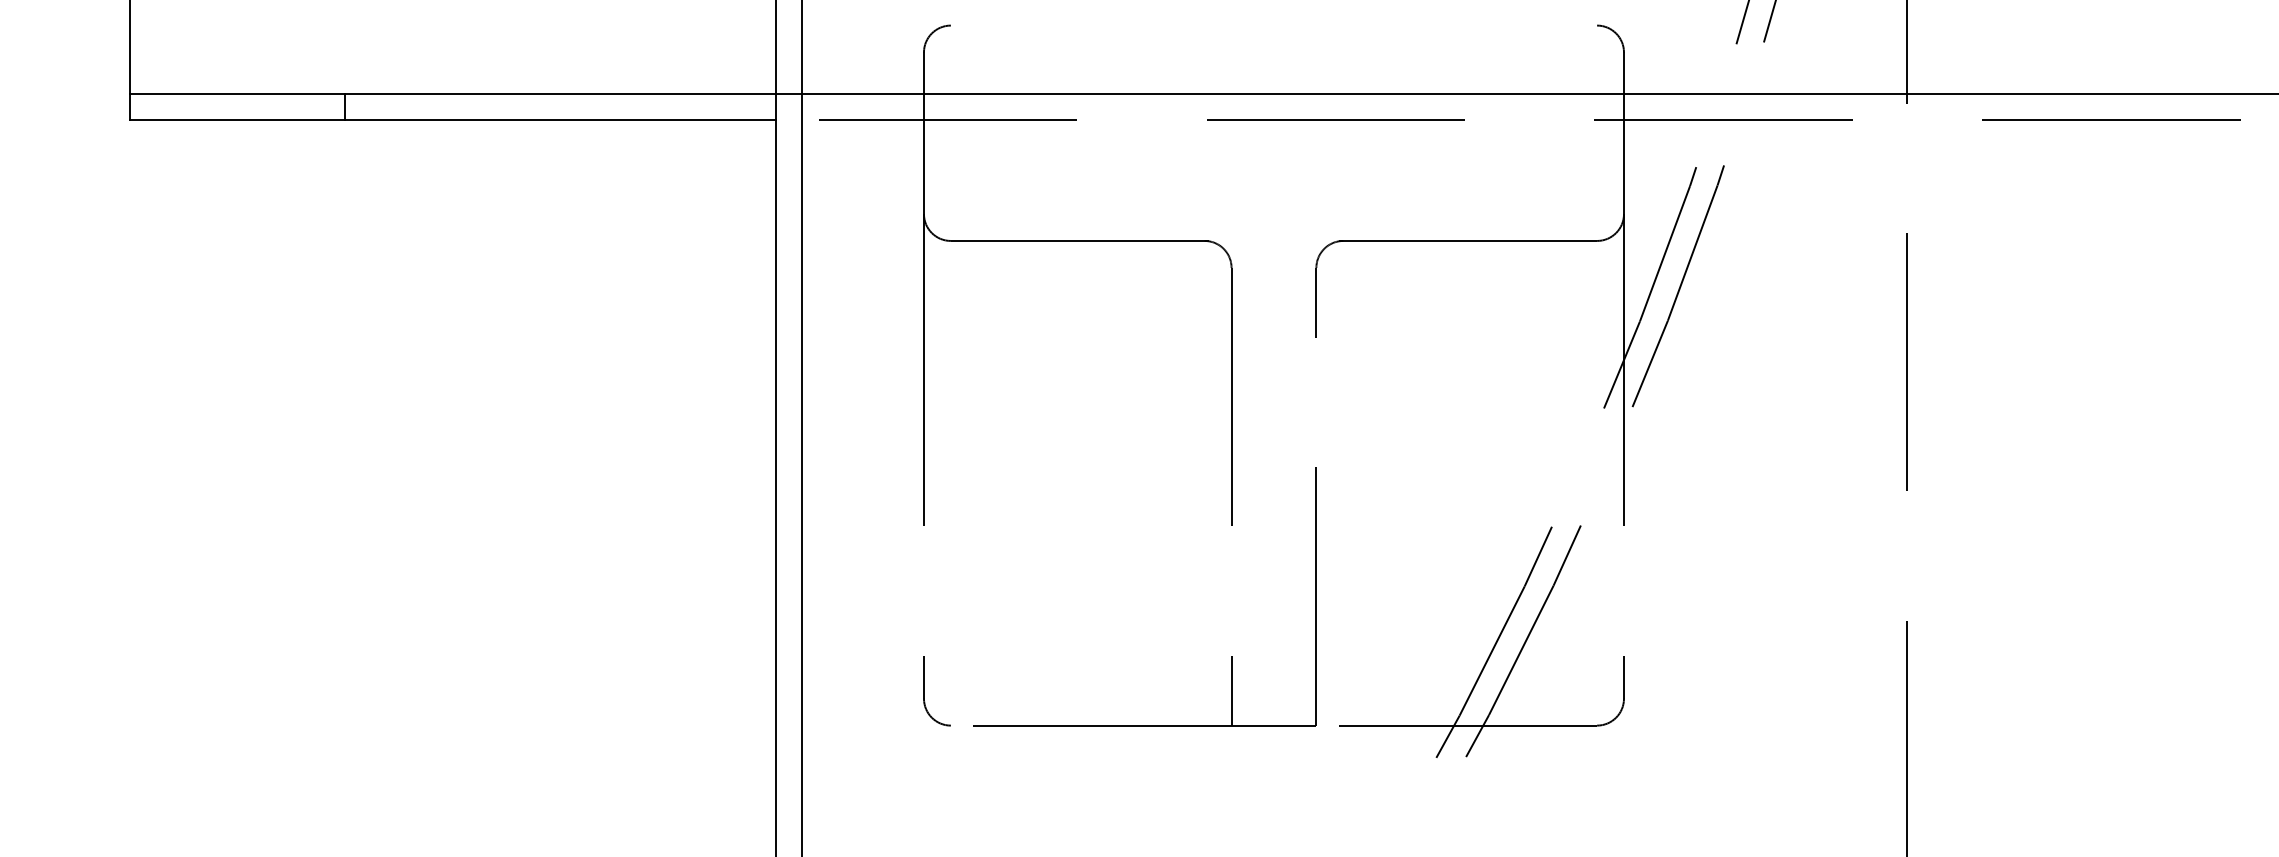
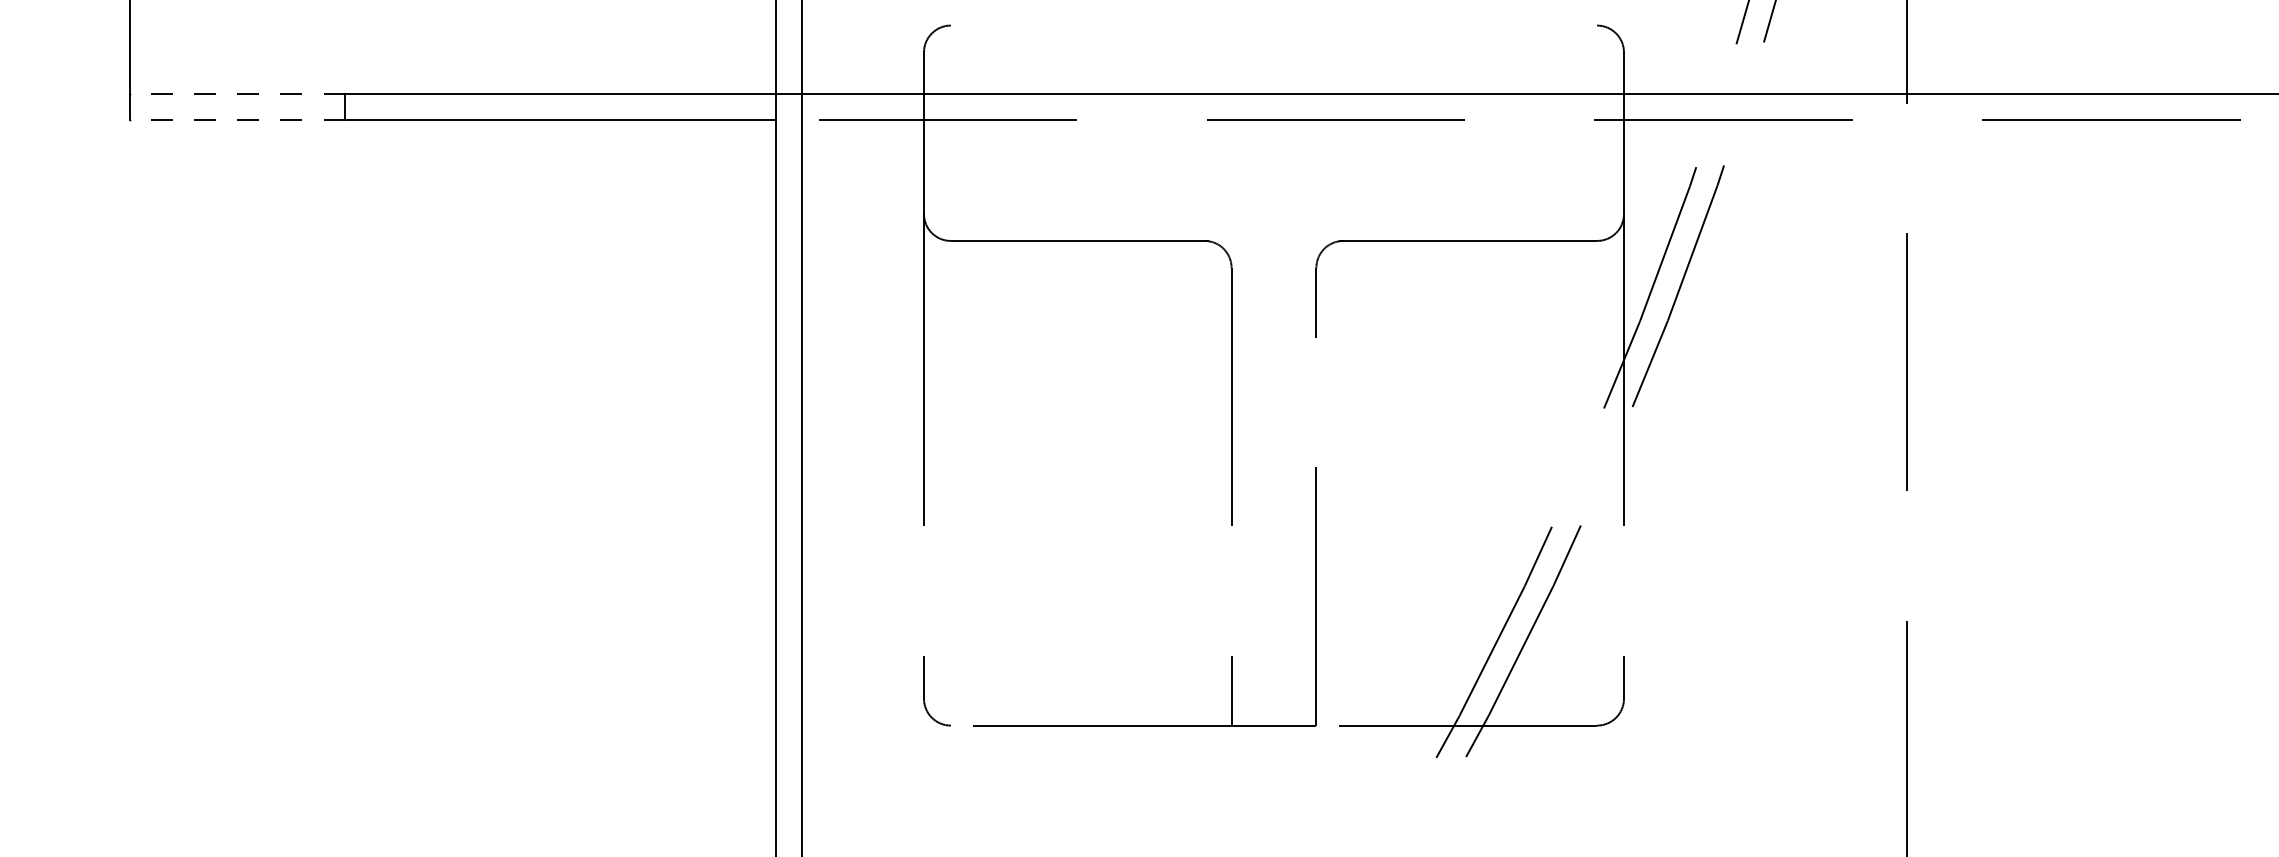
line: solid -> dashed (237, 94)
line: solid -> dashed (237, 119)
